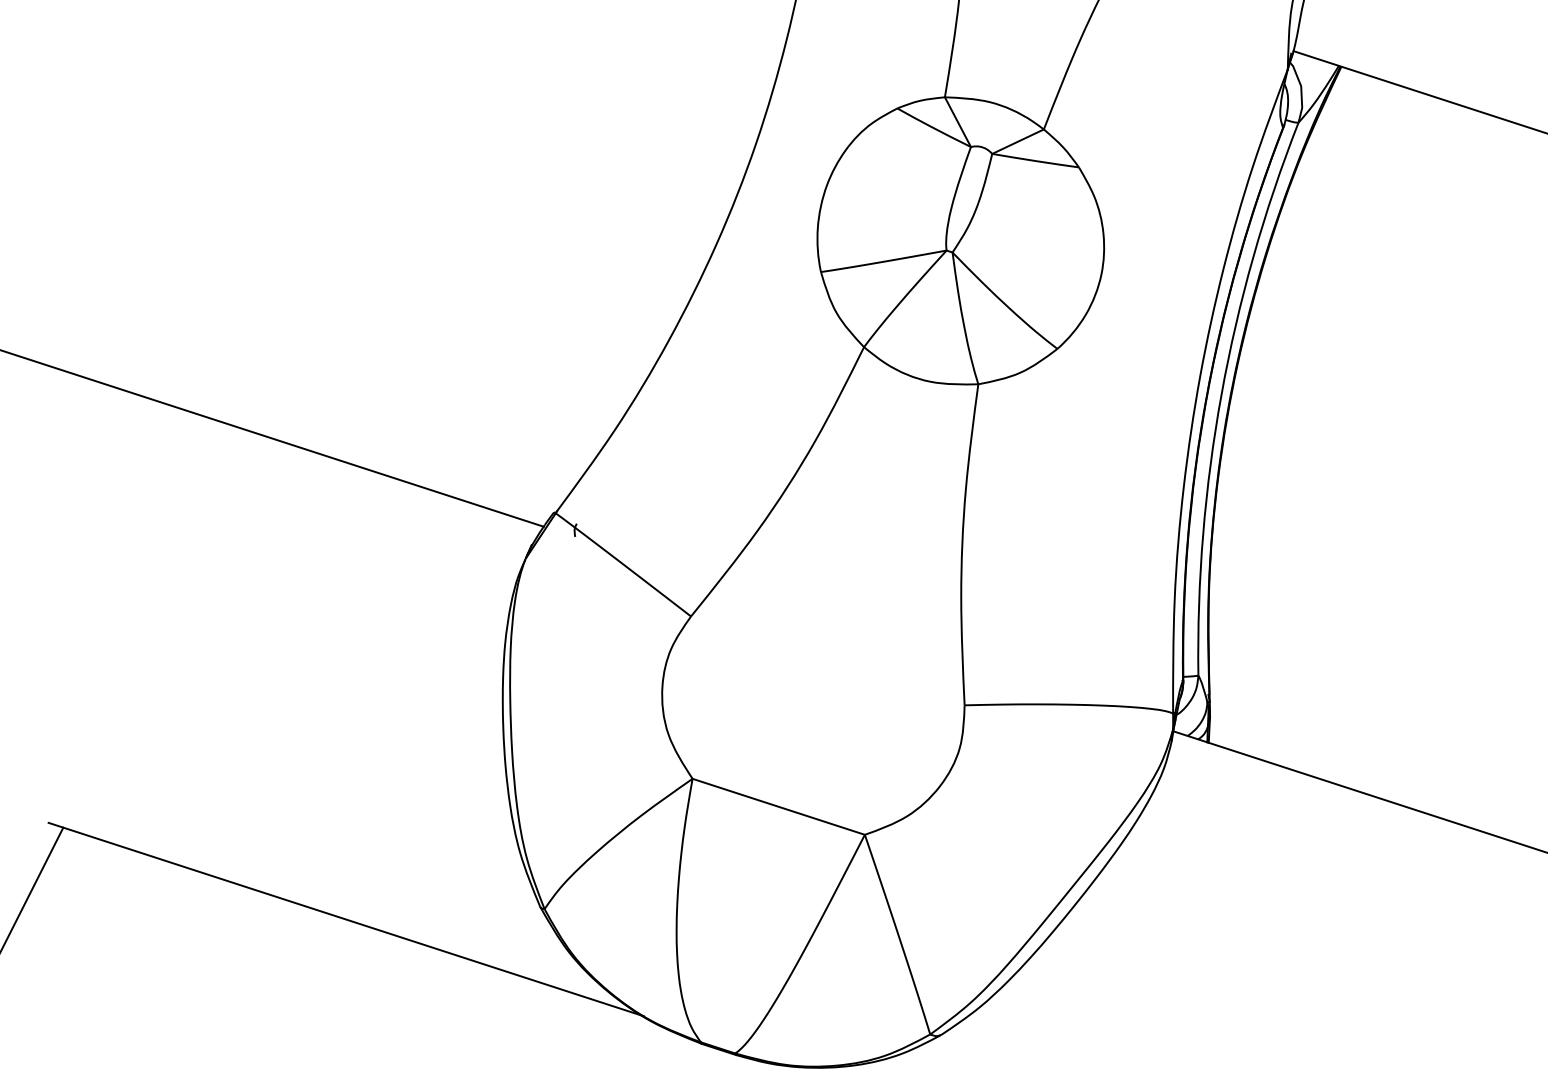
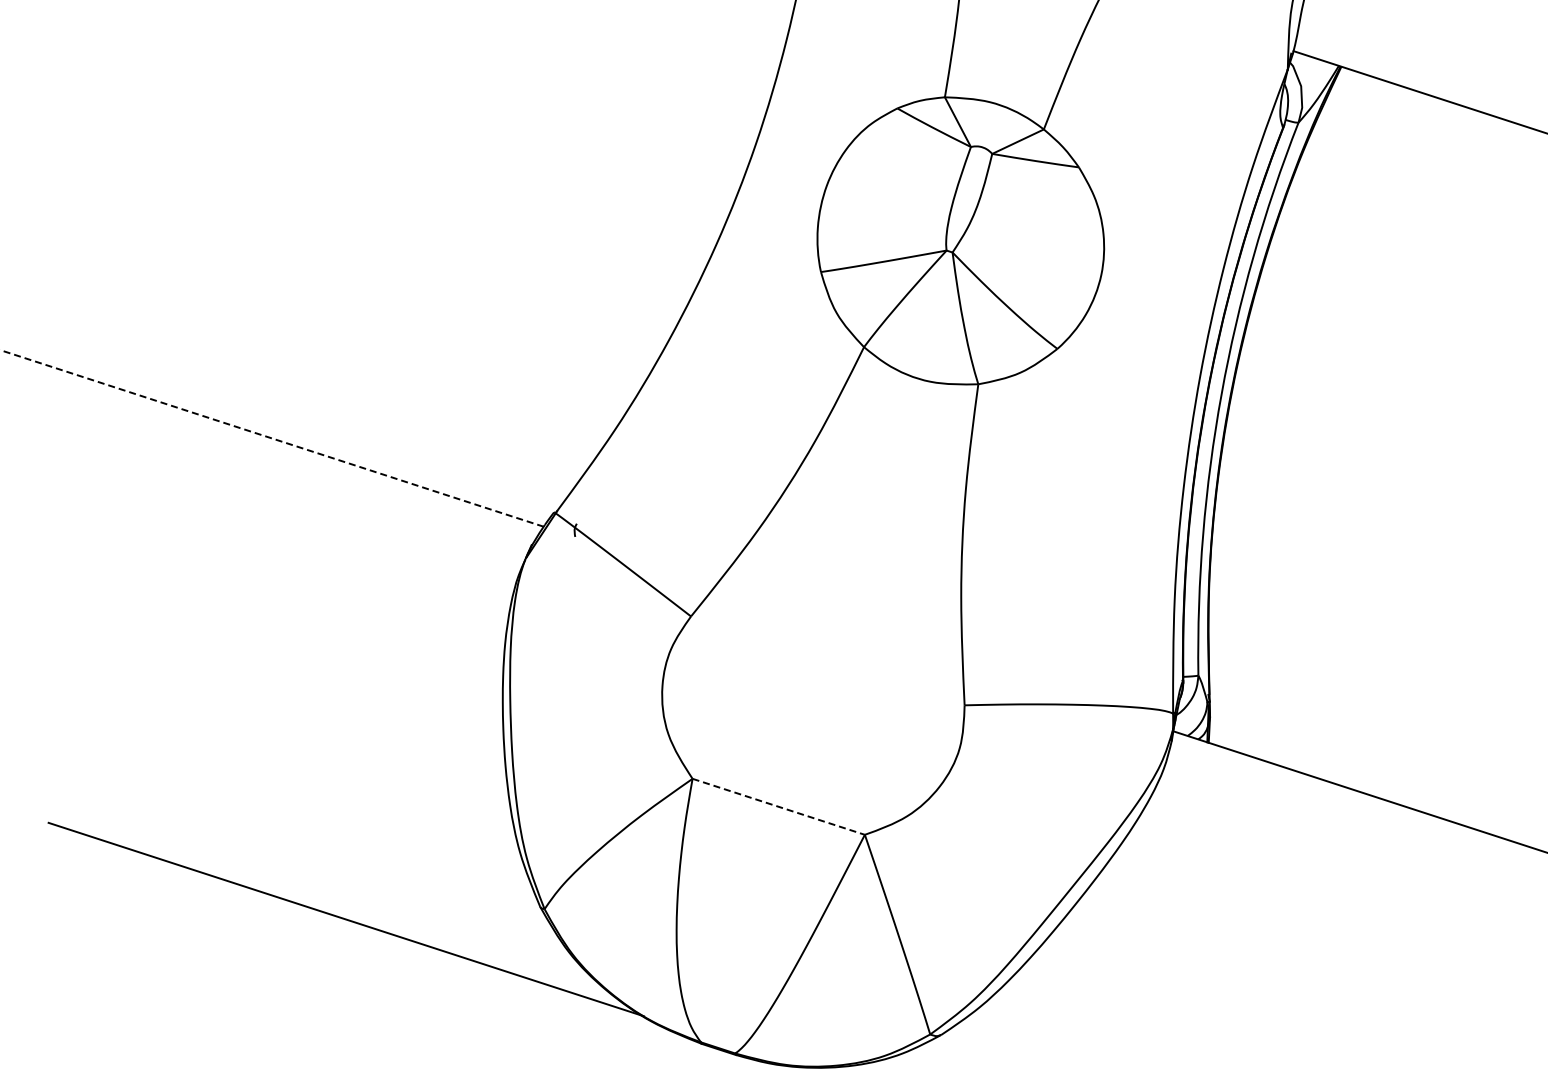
line: solid -> dashed (271, 438)
line: solid -> dashed (778, 806)
line: present -> none (32, 888)
